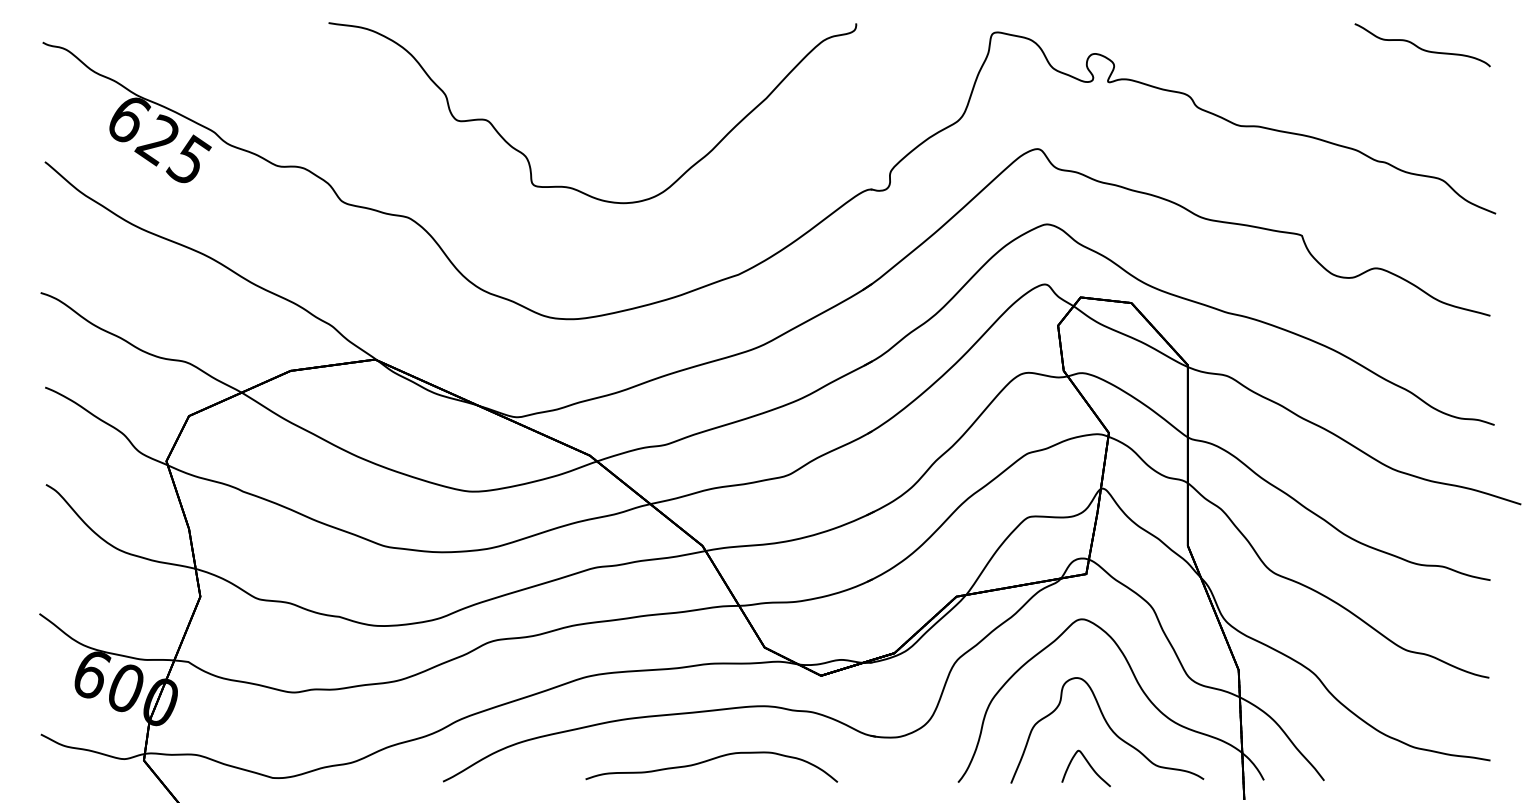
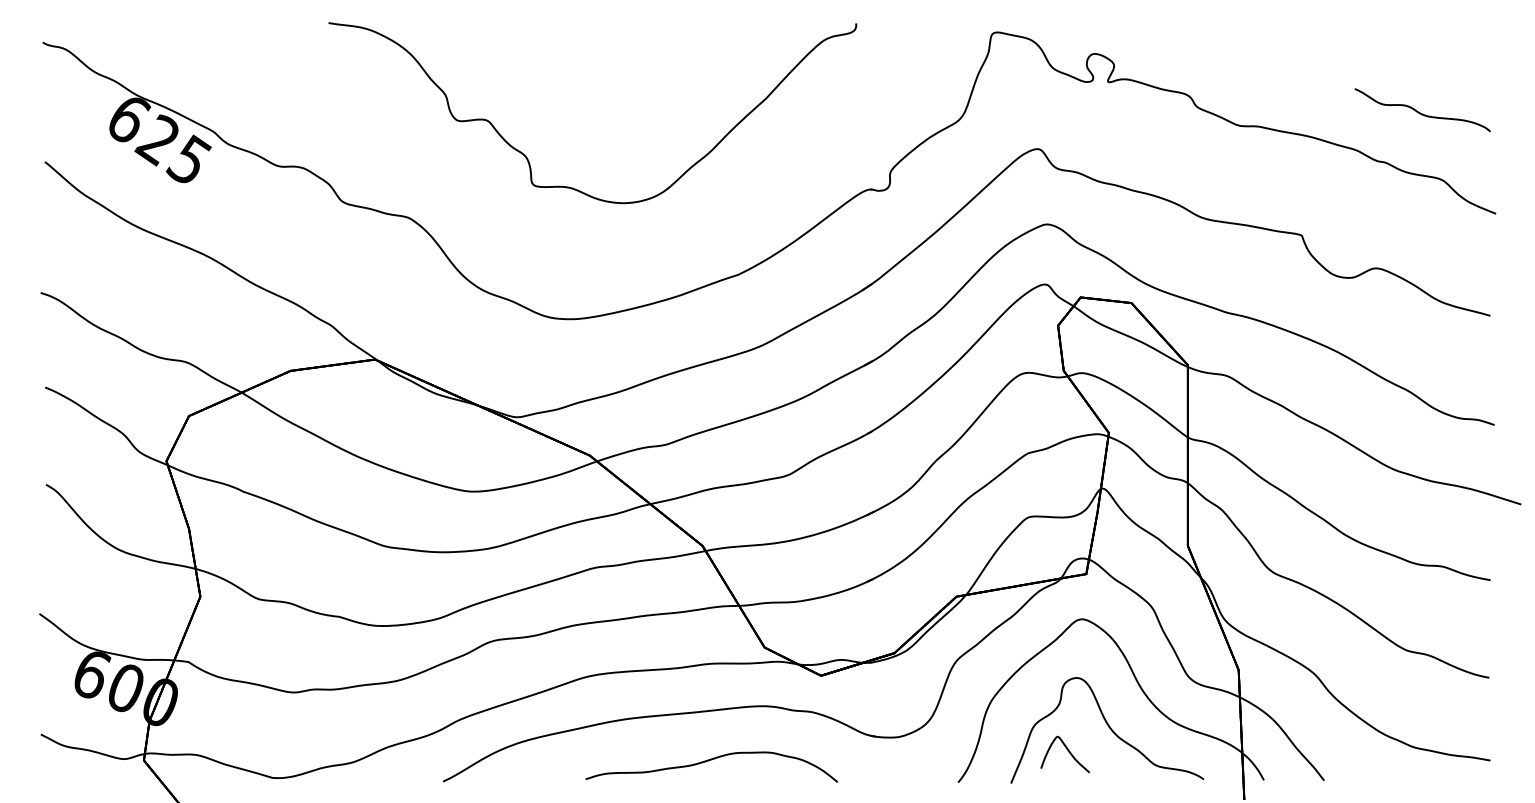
part position: (1422, 45) -> (1422, 110) (1422, 110)
part position: (1085, 768) -> (1064, 754) (1064, 754)
